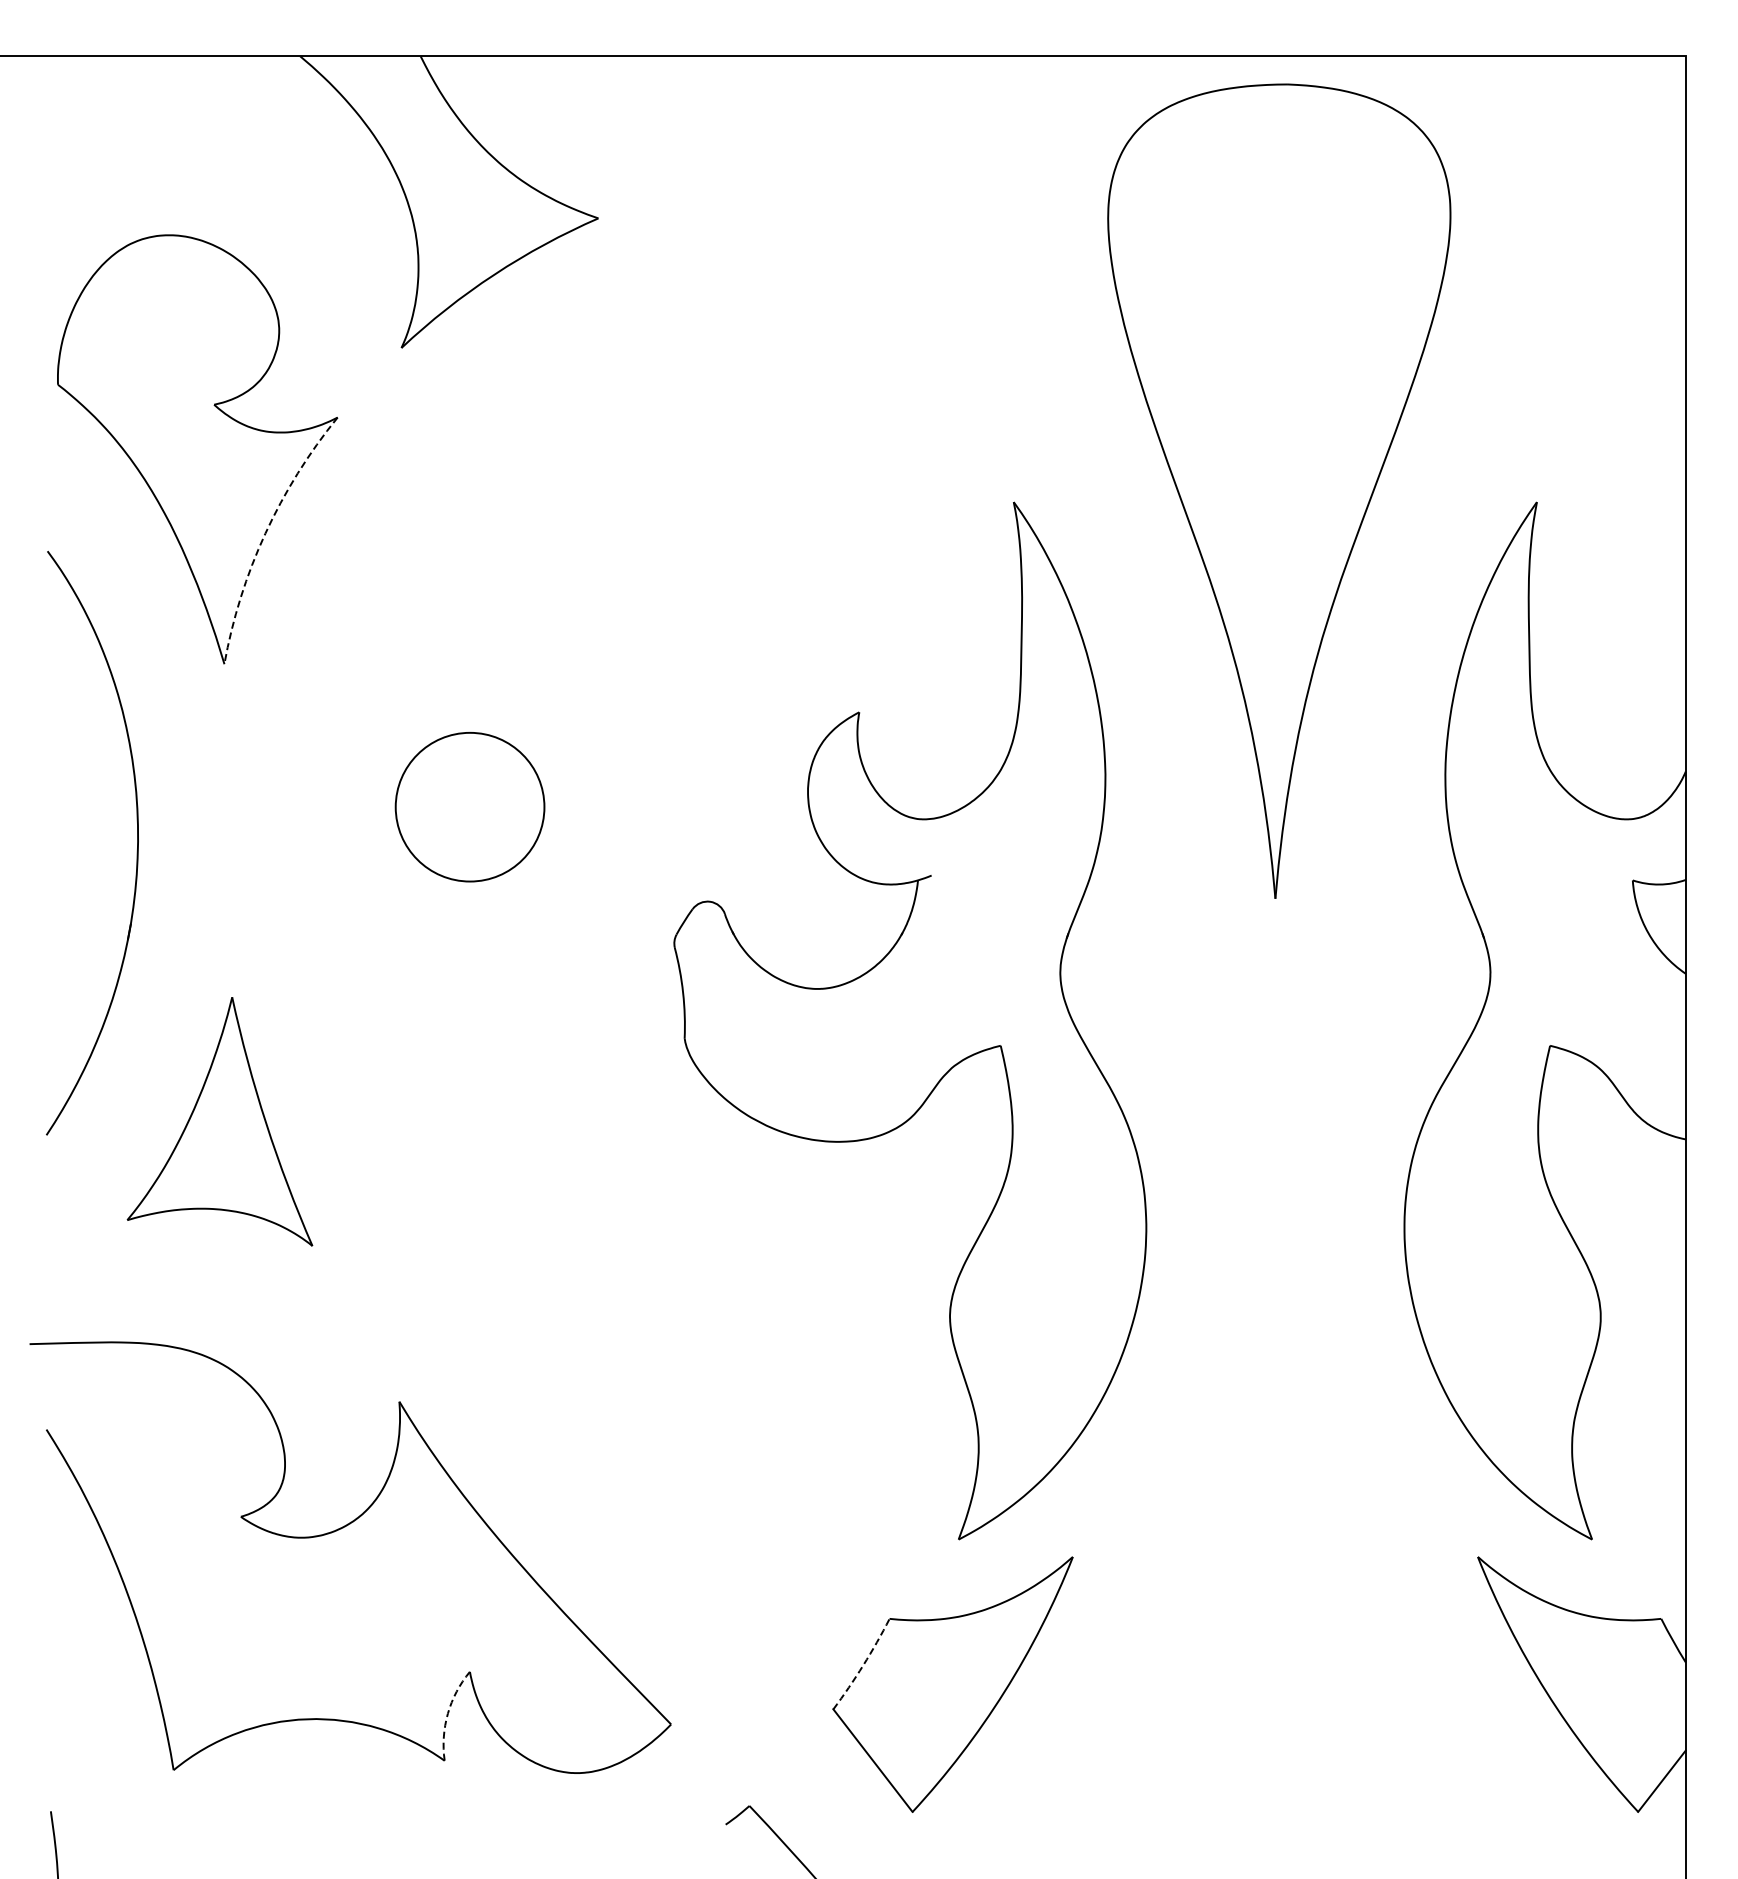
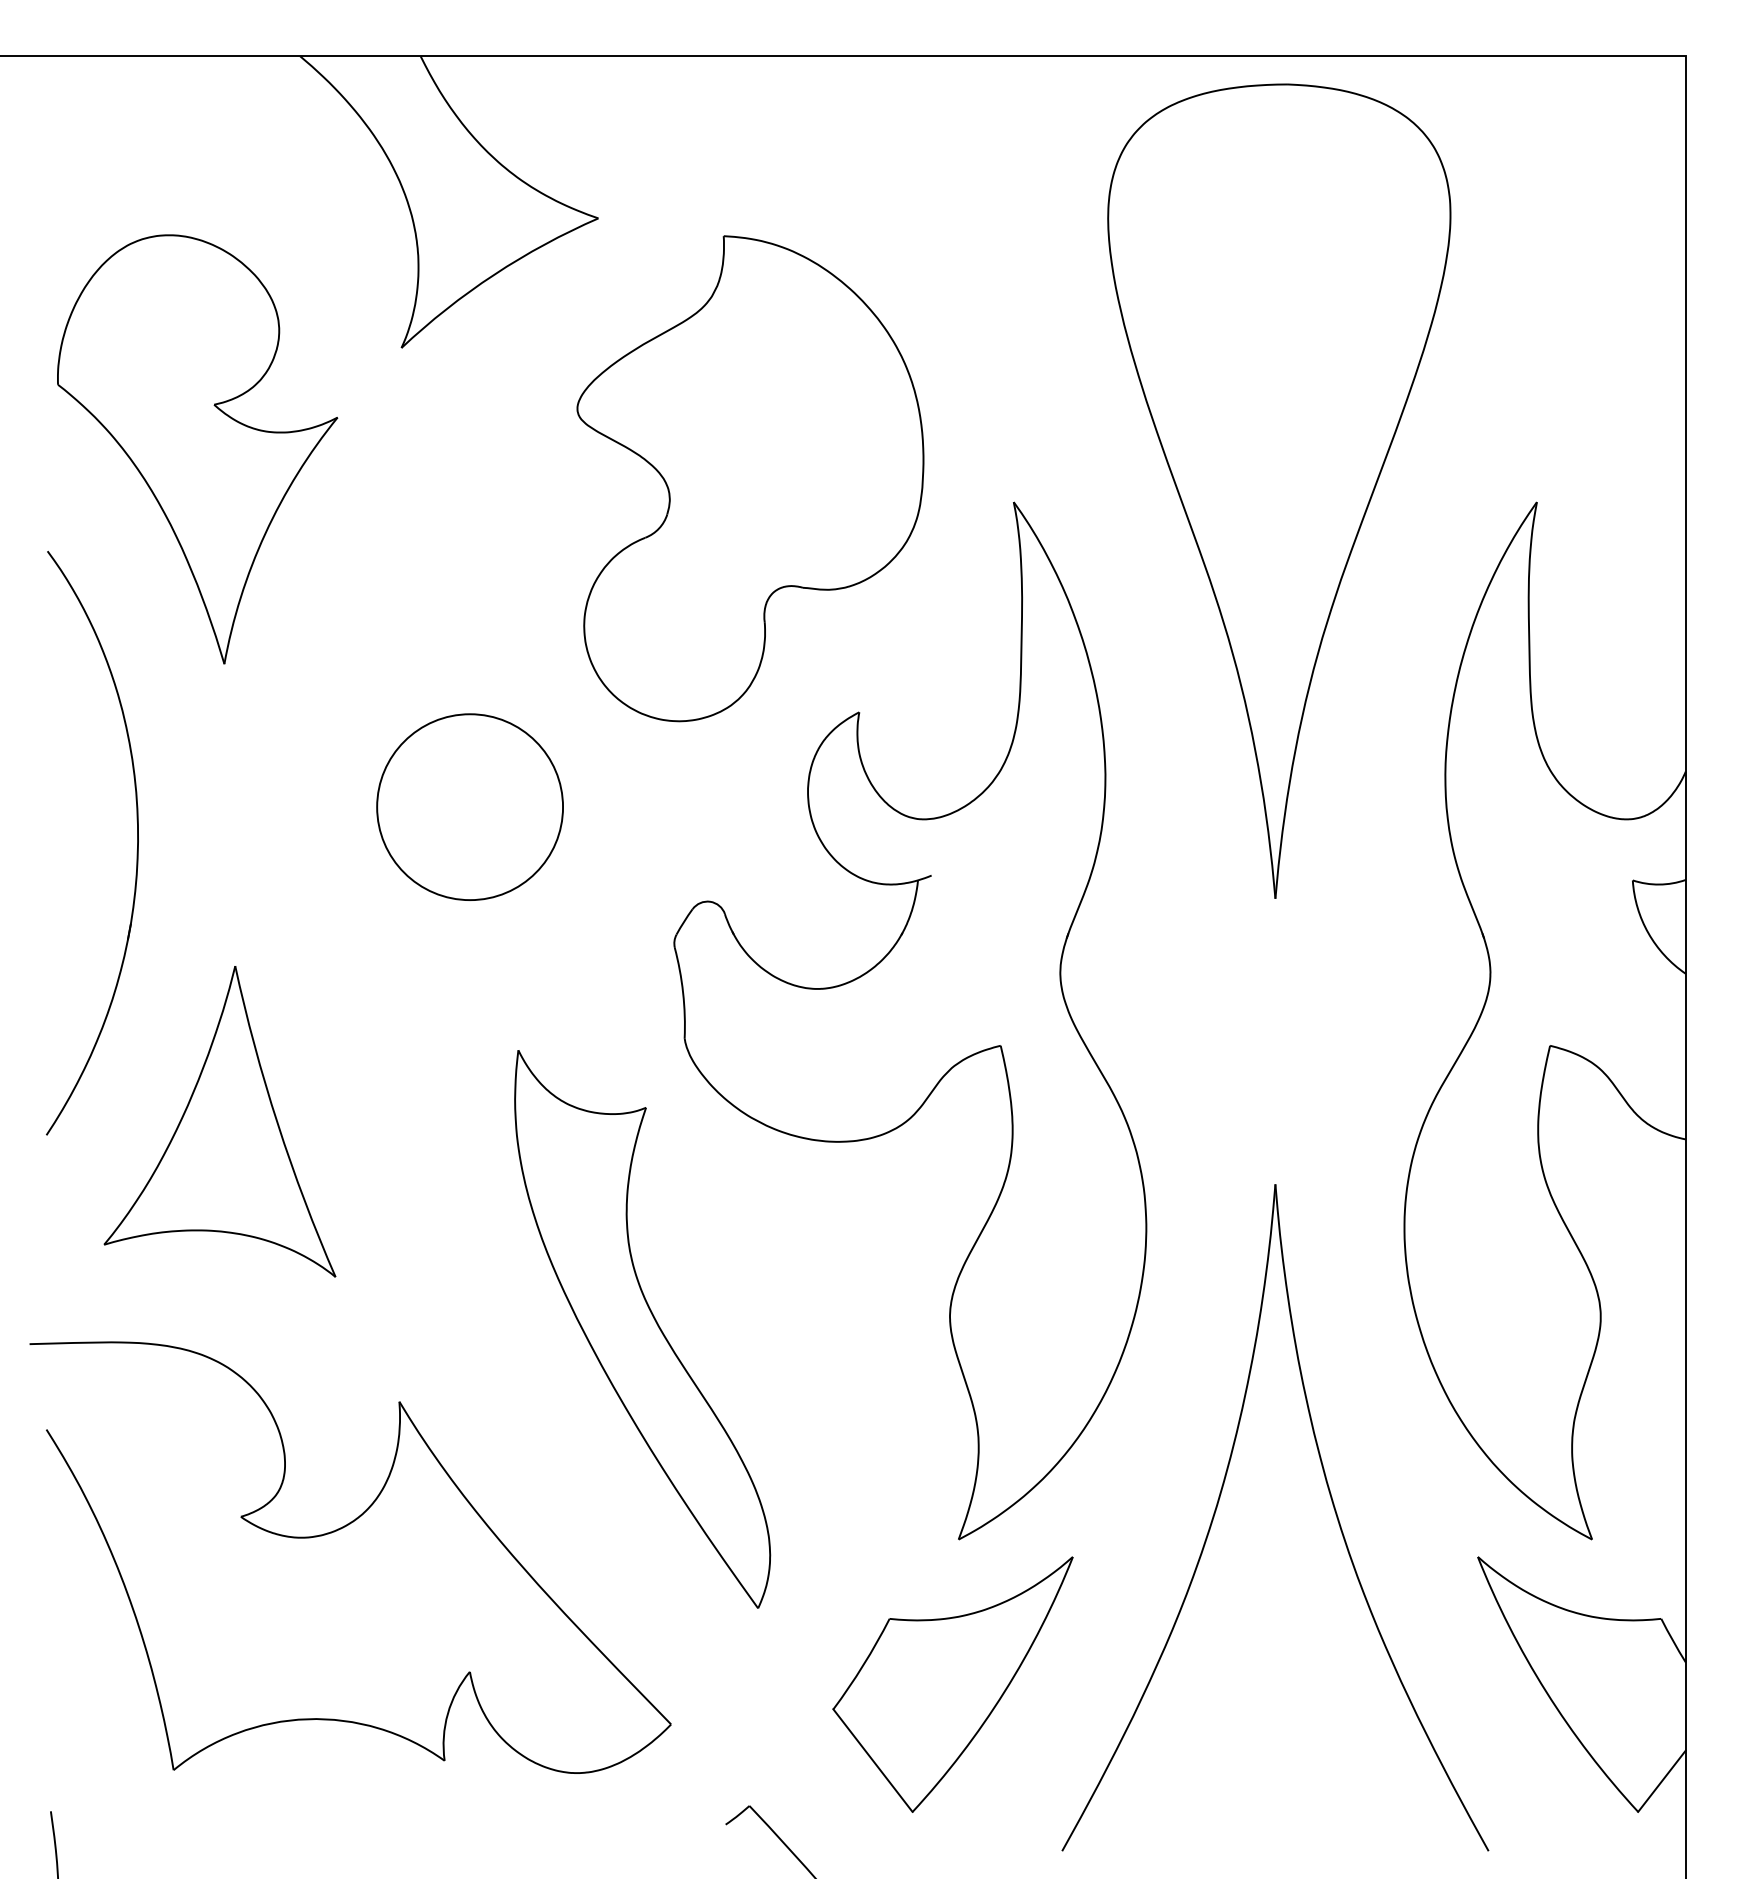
part: none -> present (750, 478)
arc: dashed -> solid (265, 533)
circle diameter: 149 px -> 186 px (470, 807)
part size: 188x250 px -> 234x312 px (219, 1121)
part: none -> present (642, 1329)
part: none -> present (1330, 1498)
arc: dashed -> solid (863, 1665)
arc: dashed -> solid (447, 1713)
